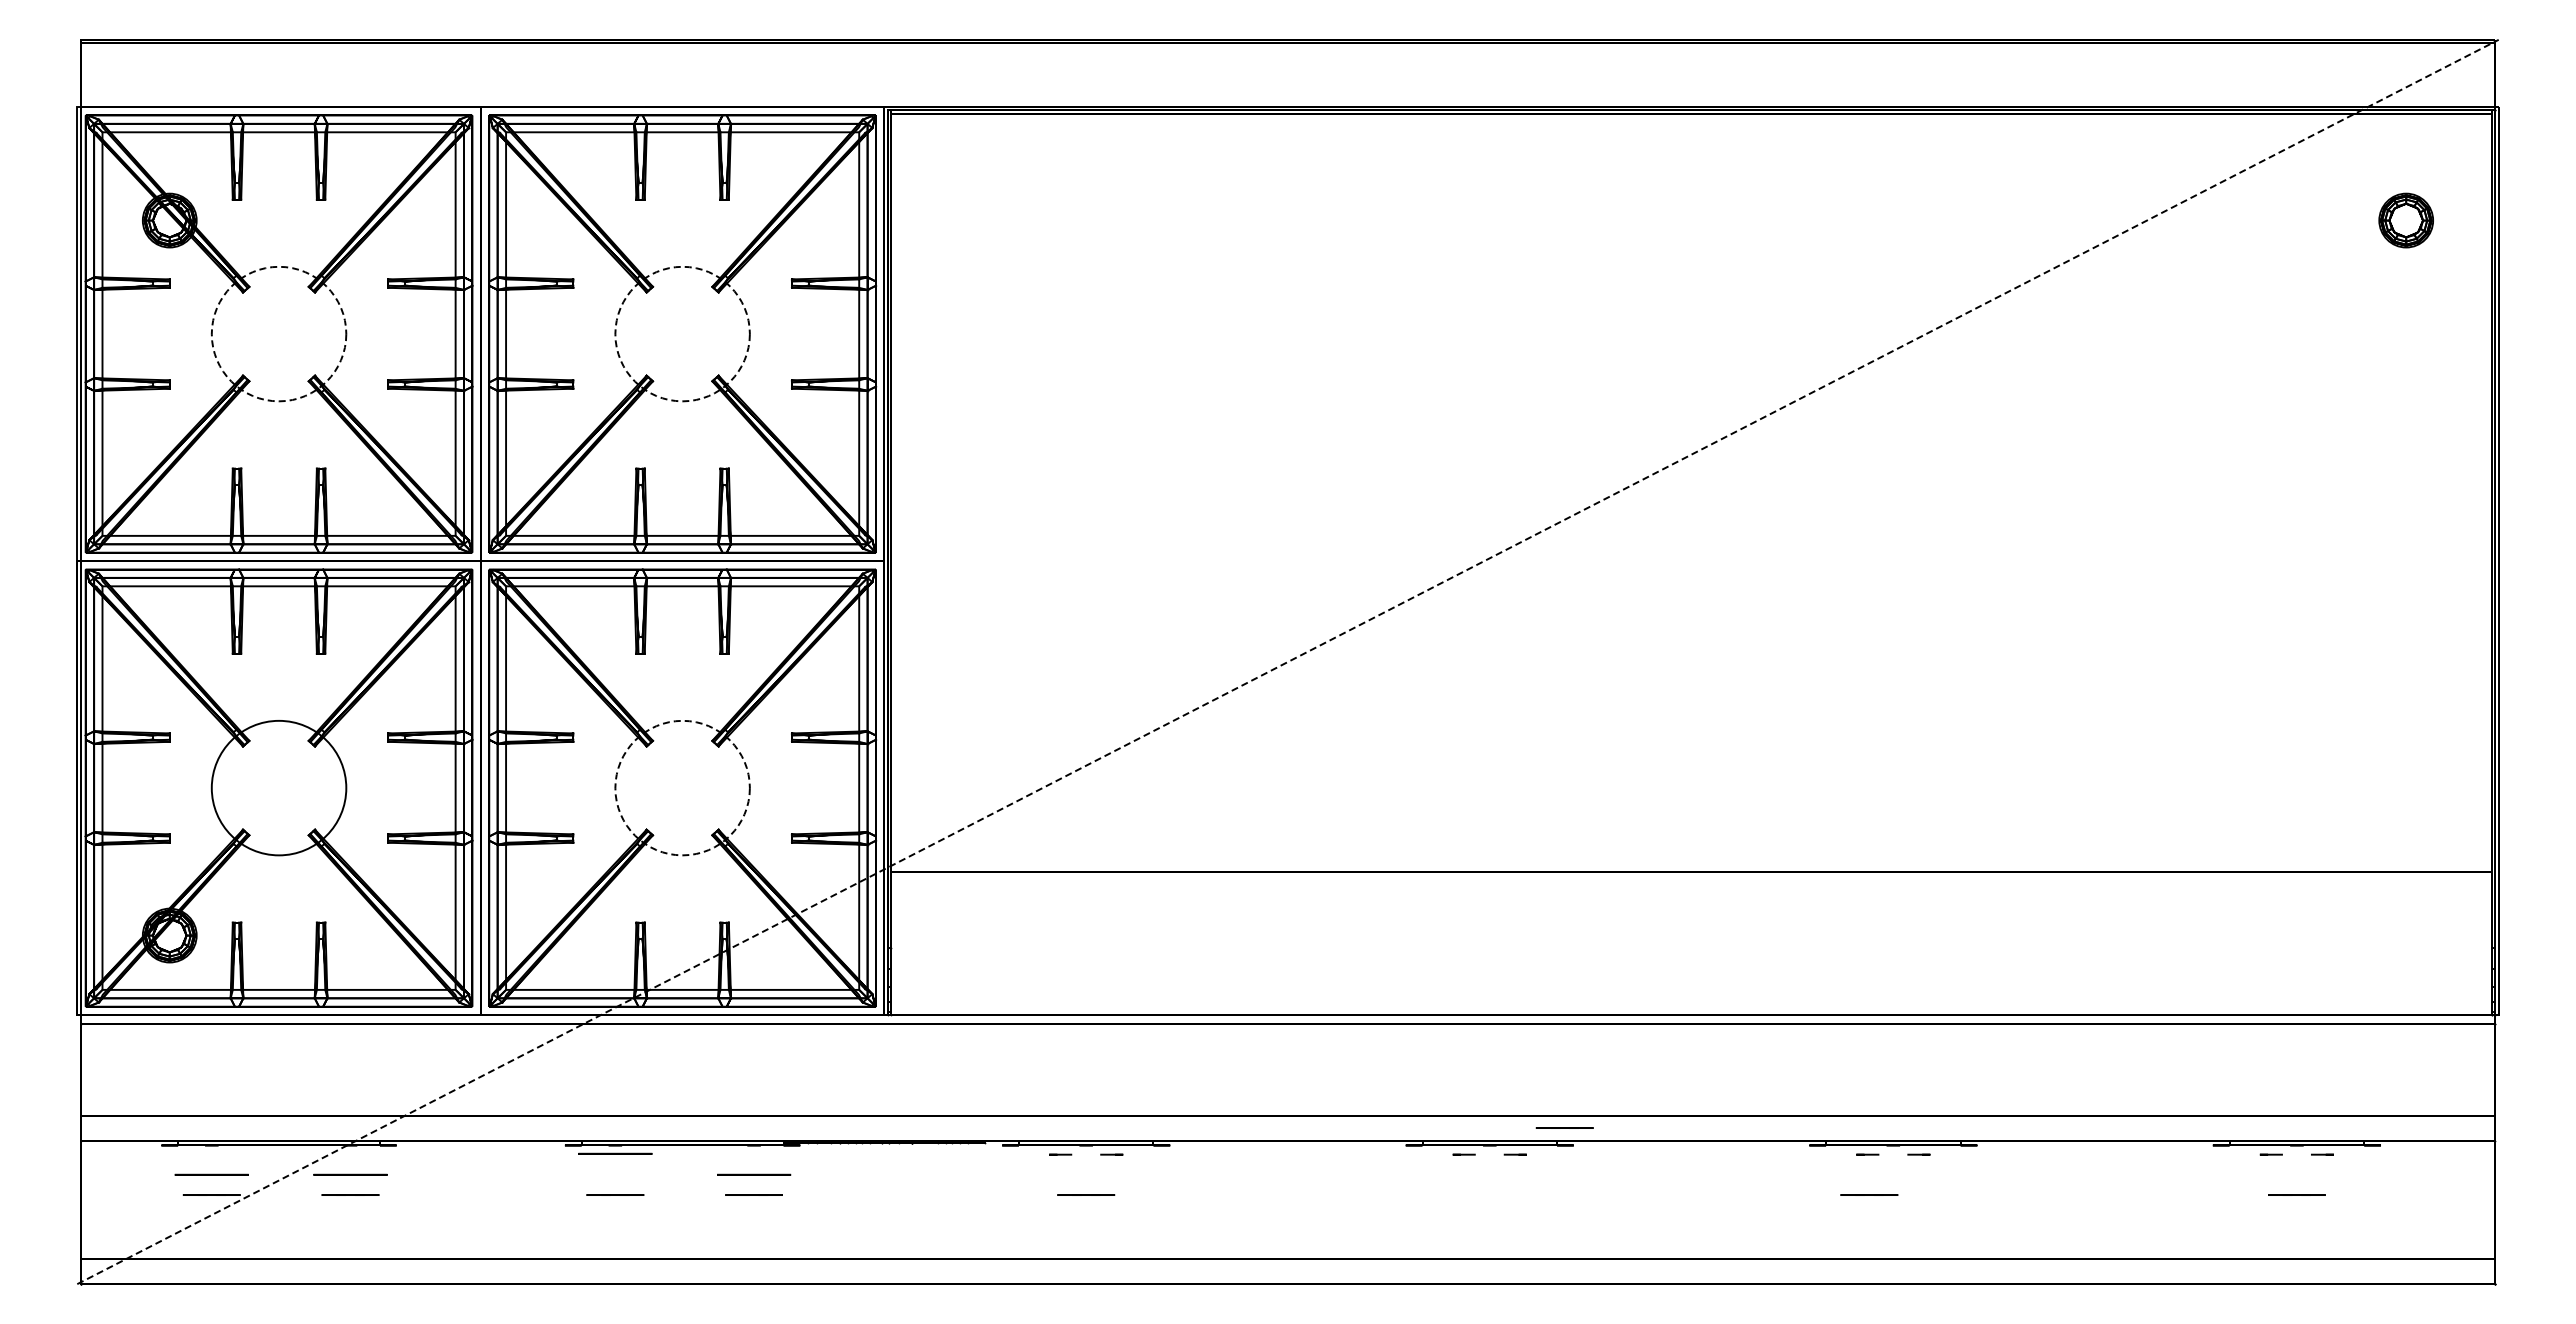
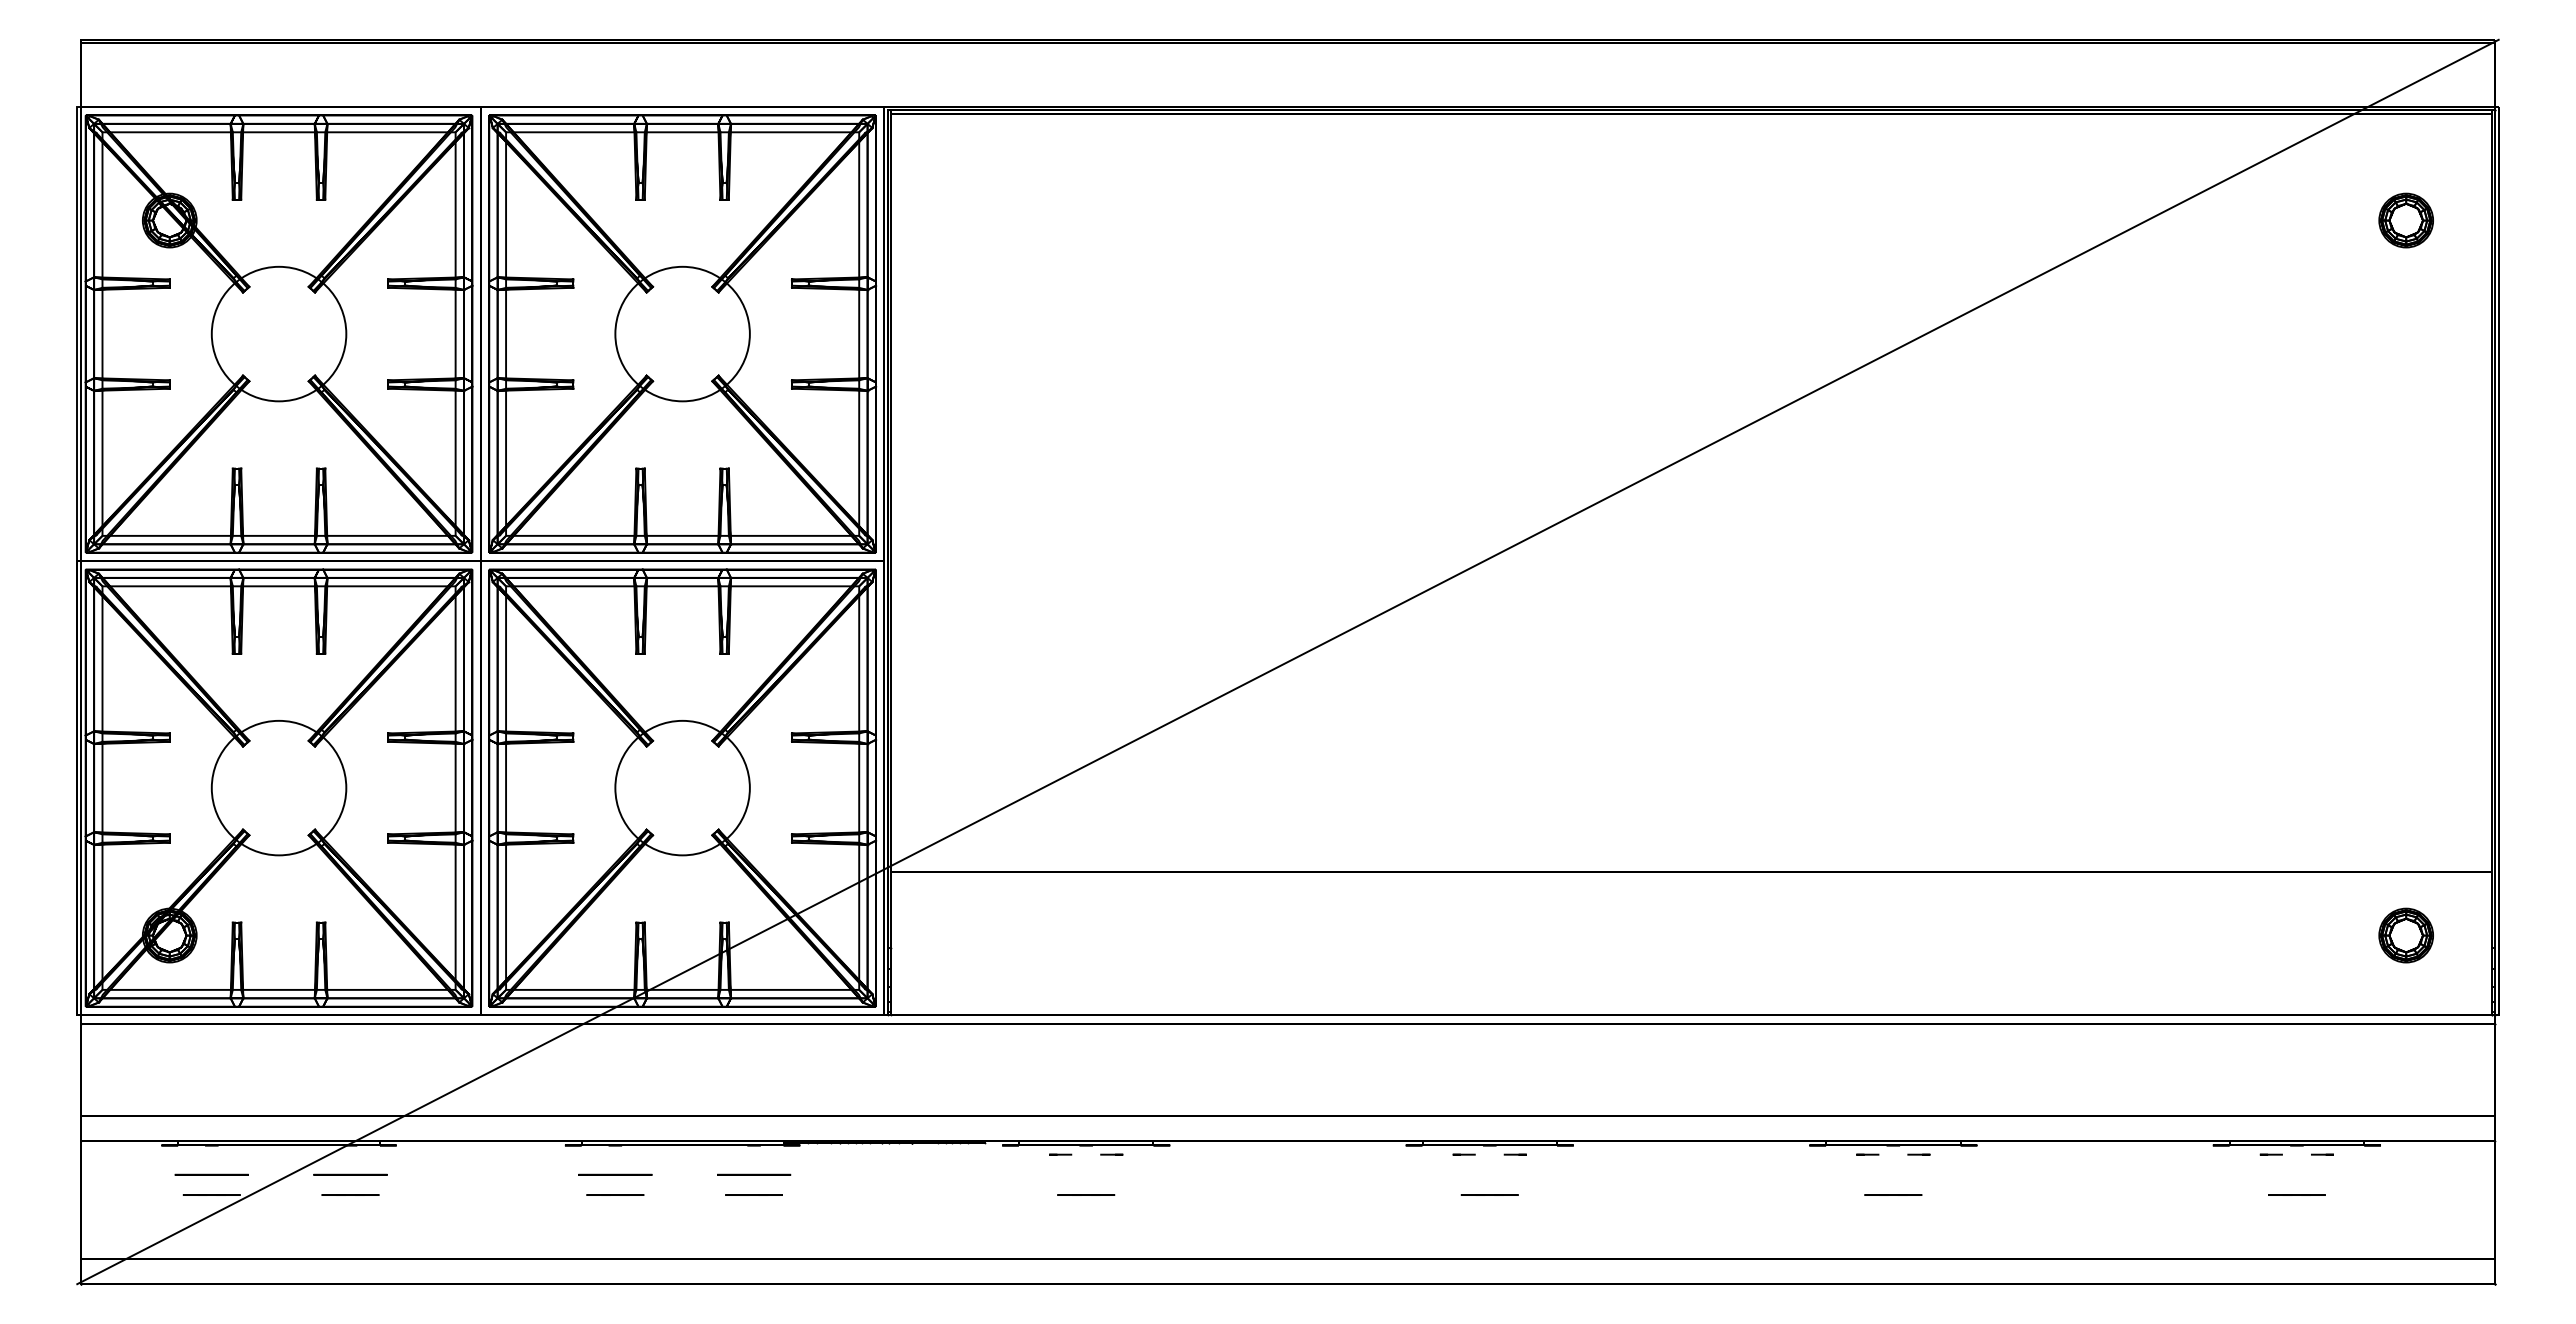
circle: dashed -> solid (278, 333)
circle: dashed -> solid (682, 333)
line: dashed -> solid (1288, 661)
circle: dashed -> solid (682, 787)
part: none -> present (2405, 935)
line position: (1564, 1127) -> (1489, 1194) (1489, 1194)
circle position: (615, 1153) -> (615, 1174) (615, 1174)
line position: (1869, 1194) -> (1893, 1194) (1893, 1194)
